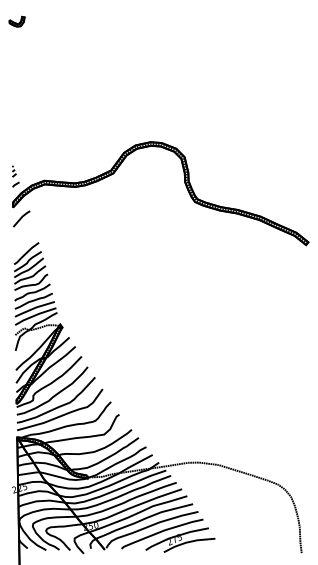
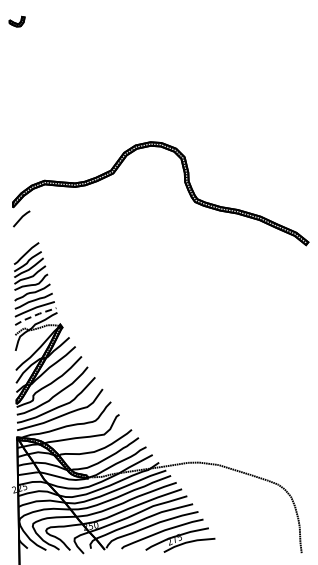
part: present -> none (15, 176)
line: solid -> dashed (35, 315)
